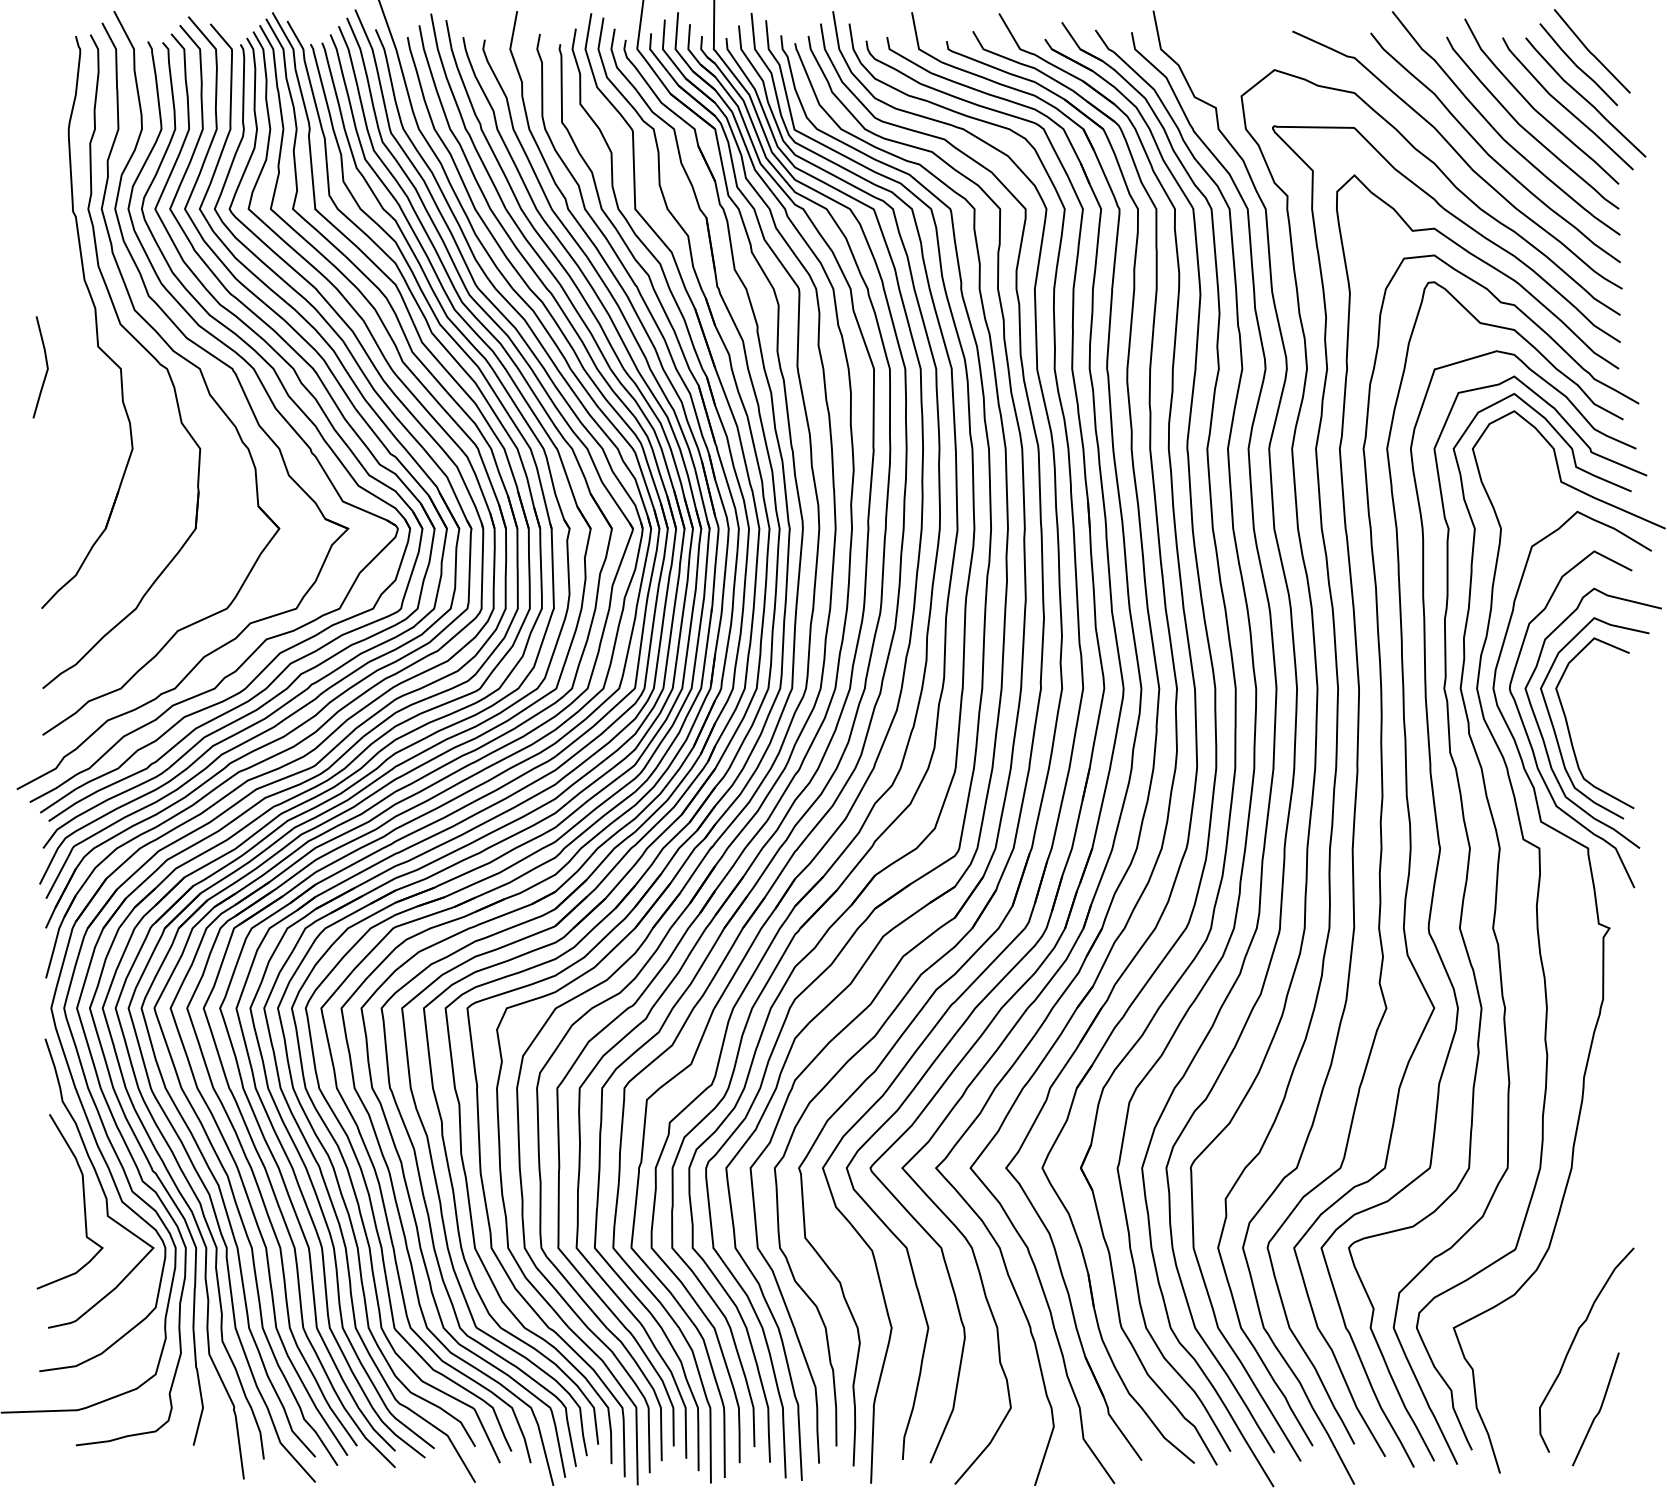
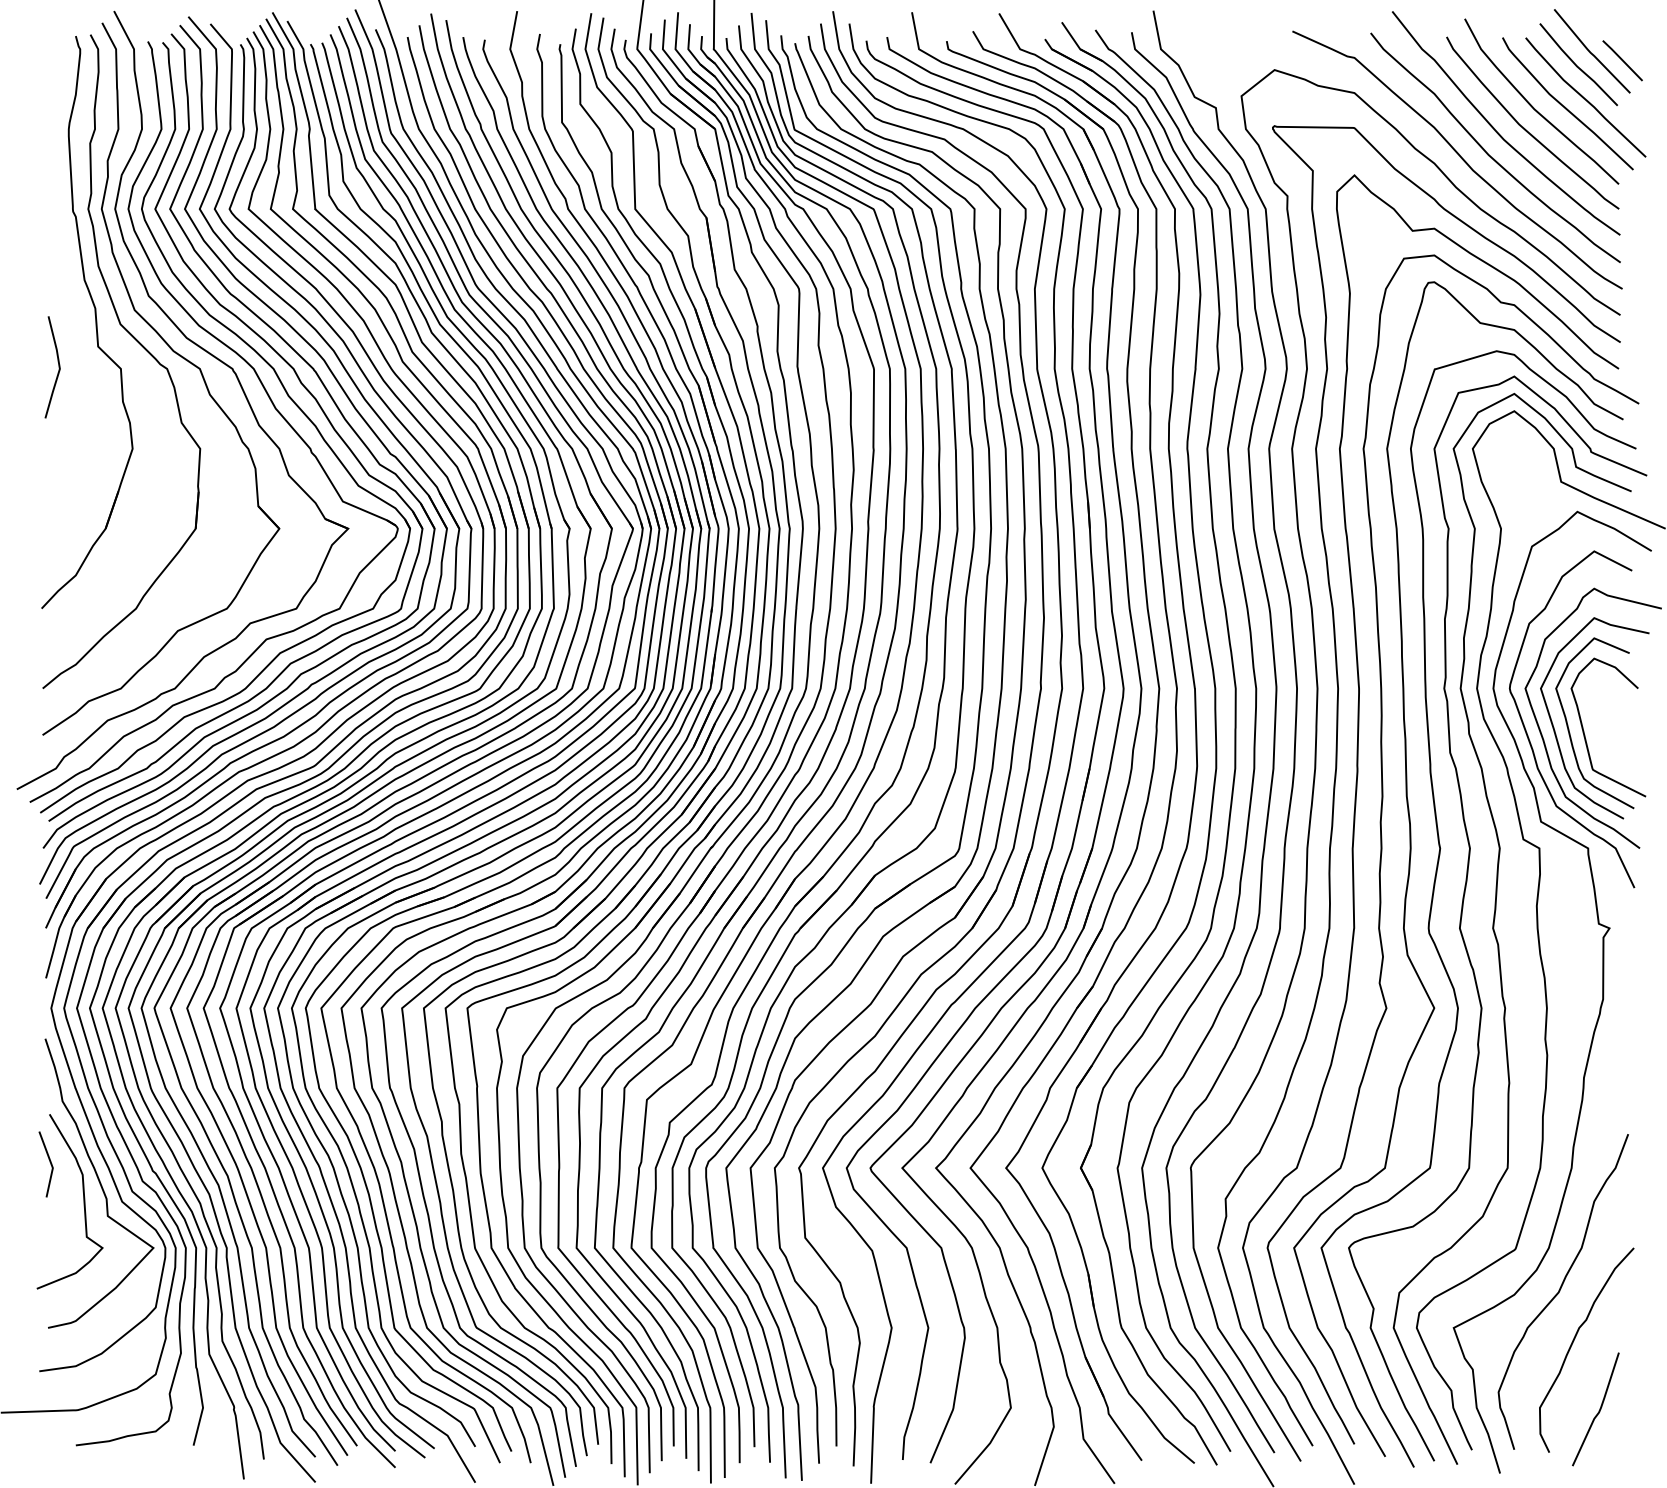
line: none -> present (1622, 60)
line position: (46, 367) -> (58, 367) (58, 367)
curve: none -> present (1584, 730)
line: none -> present (49, 1162)
curve: none -> present (1560, 1291)
